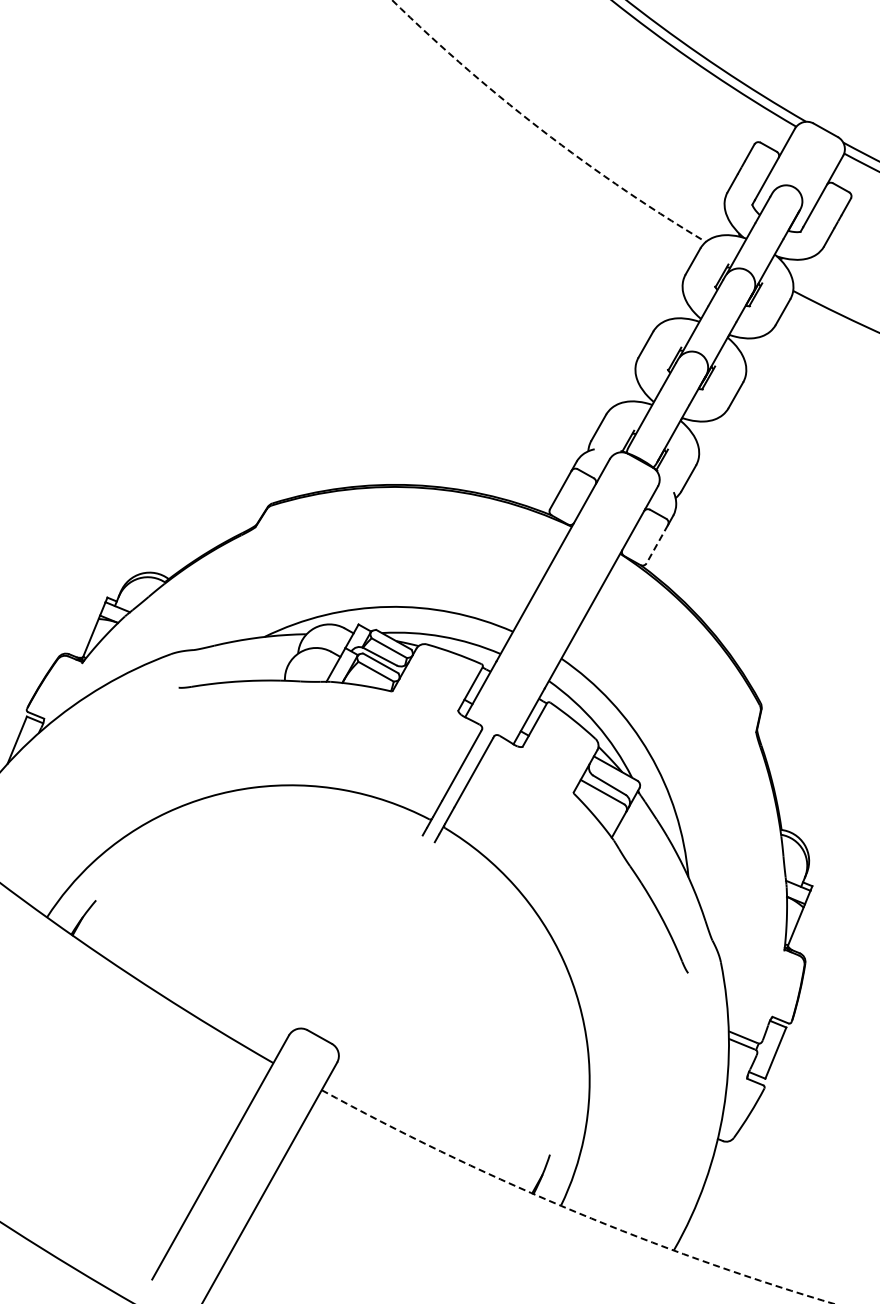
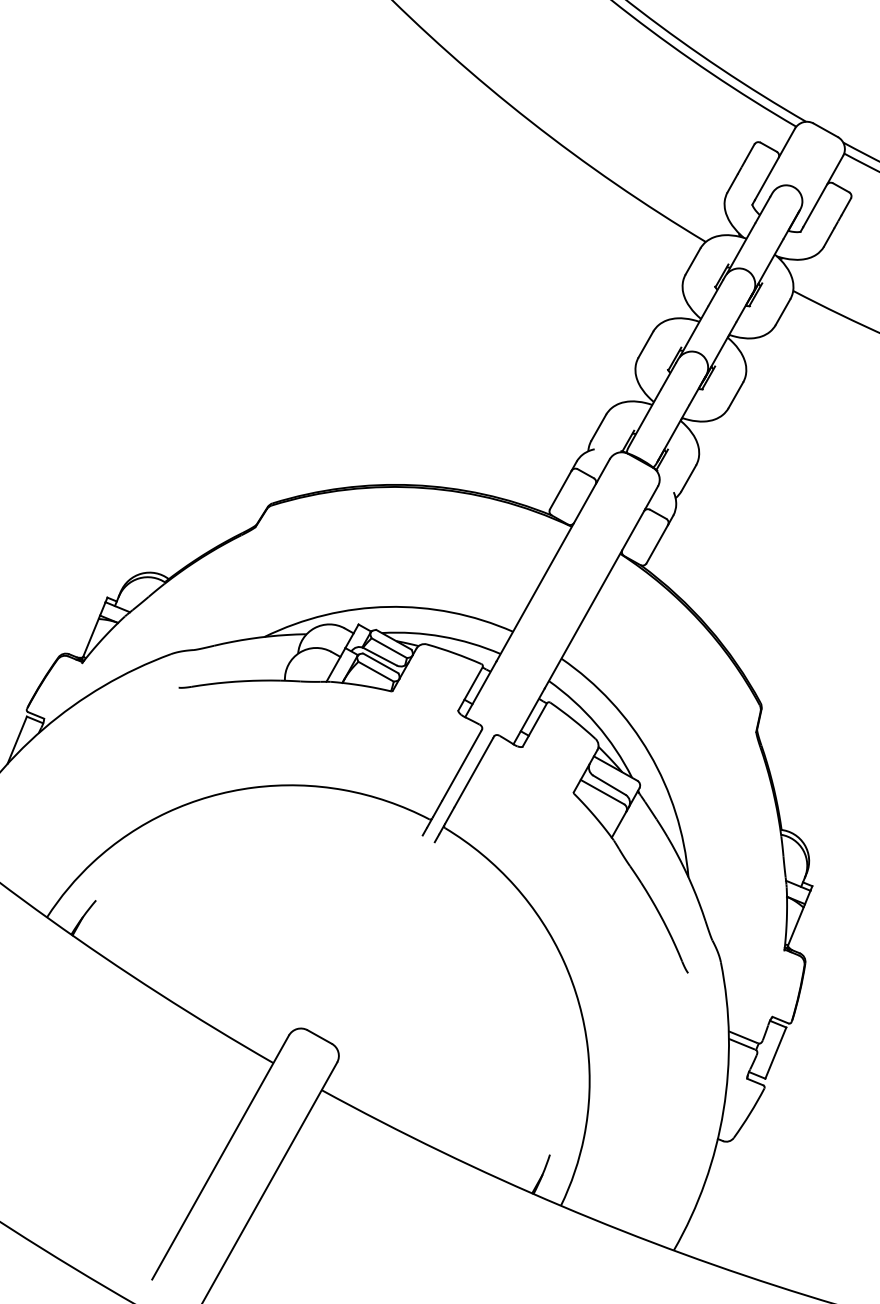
arc: dashed -> solid (541, 129)
line: dashed -> solid (657, 544)
arc: dashed -> solid (571, 1210)
